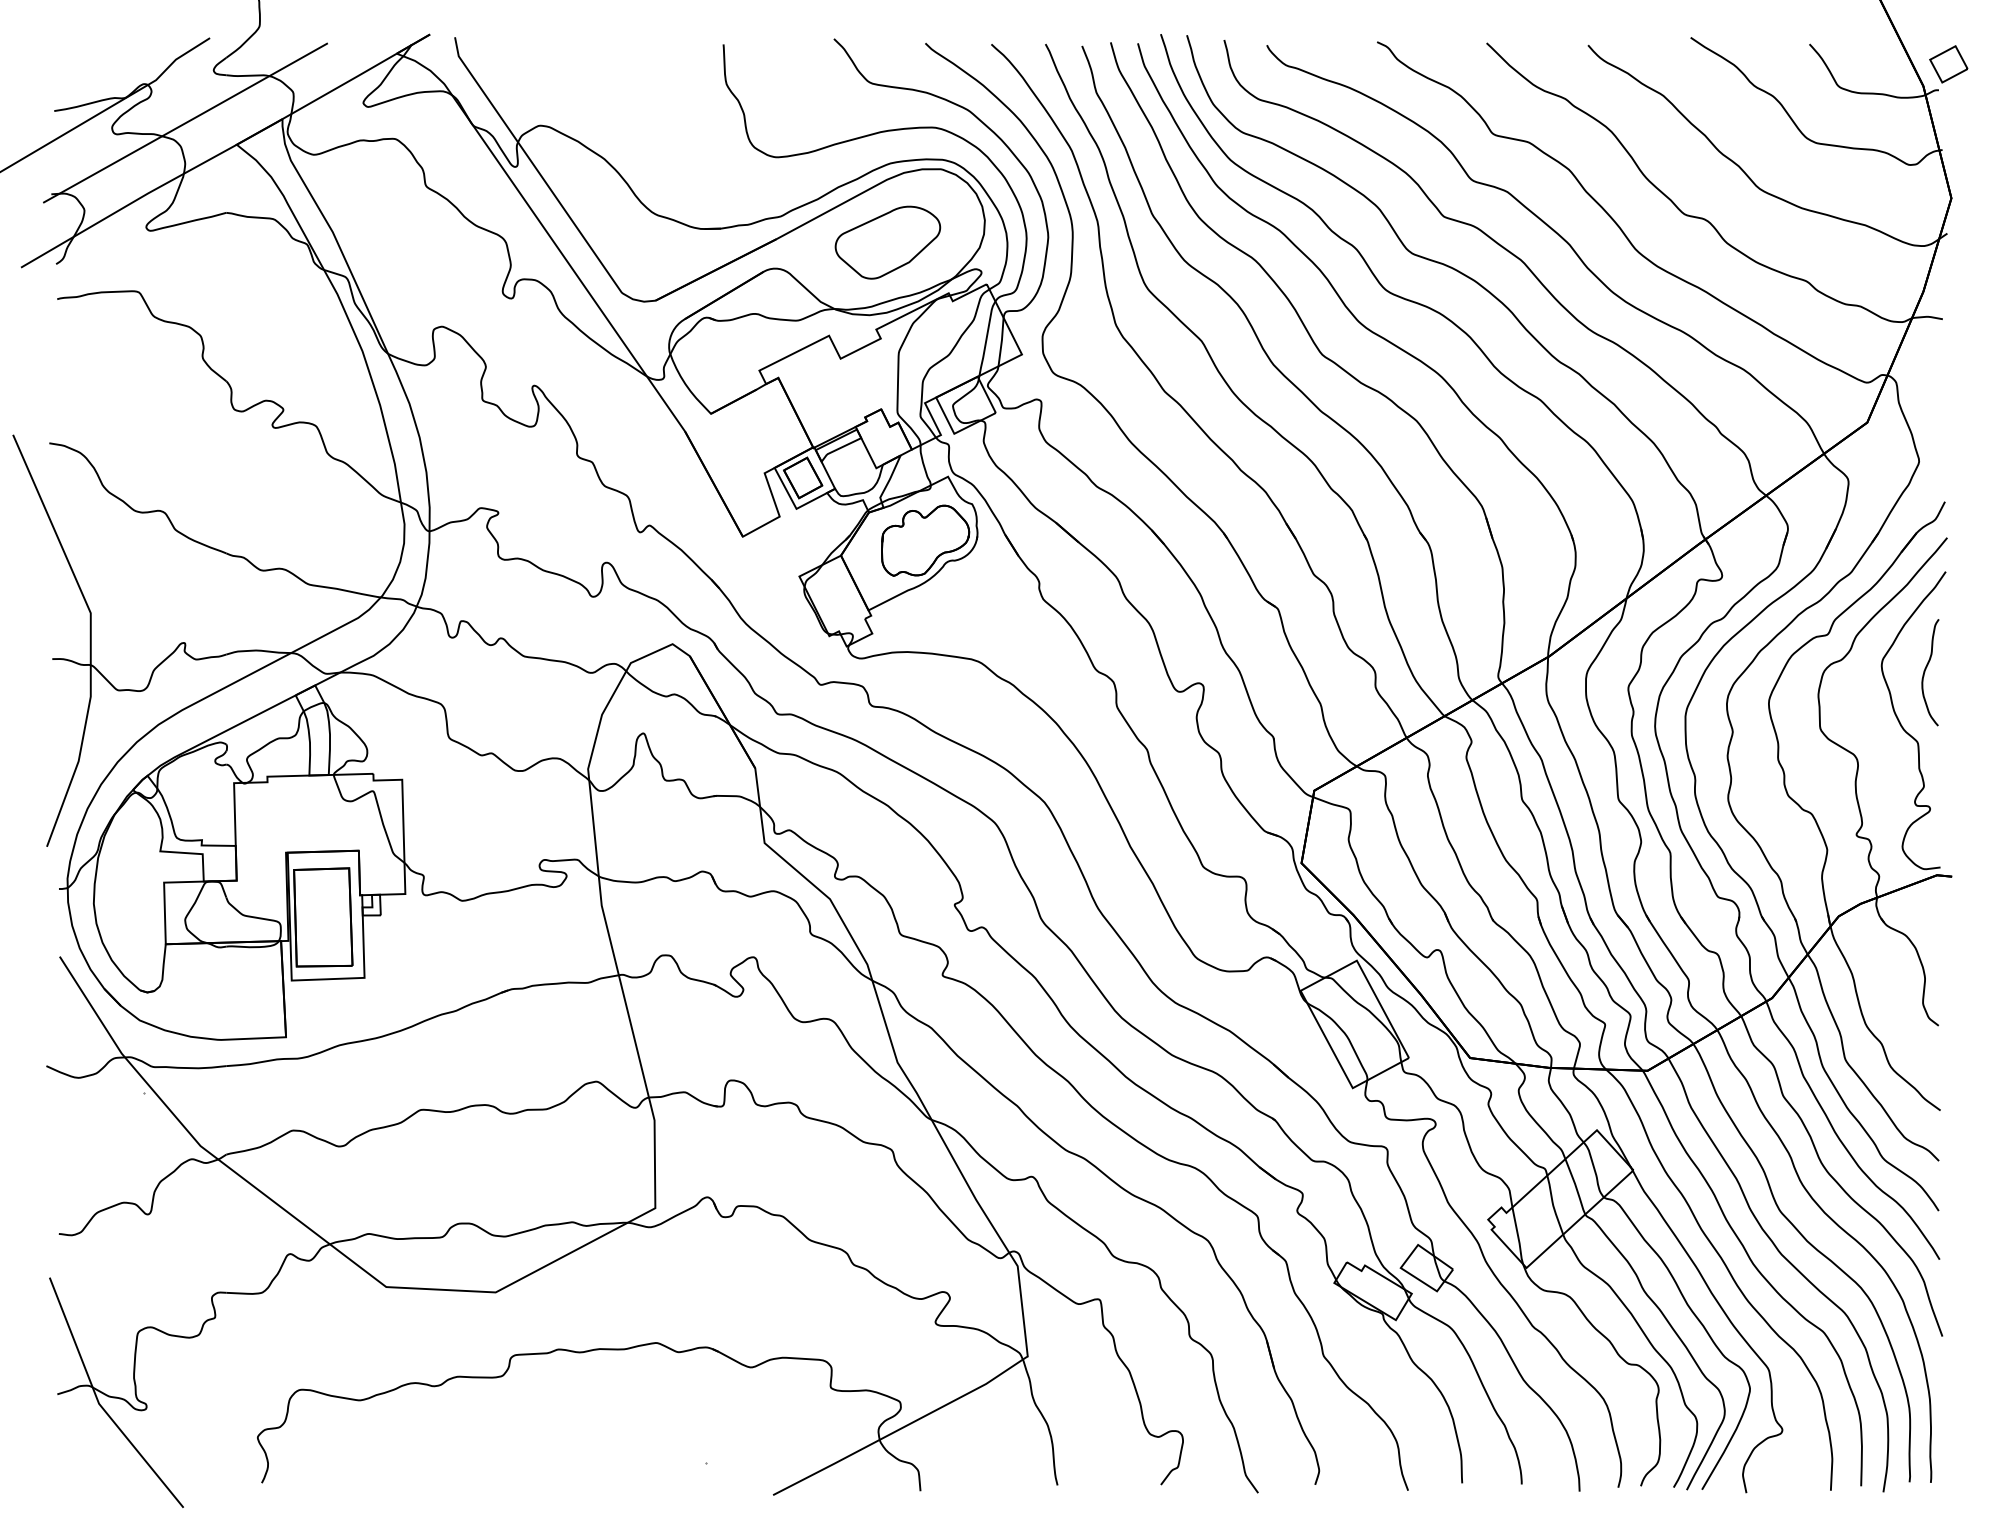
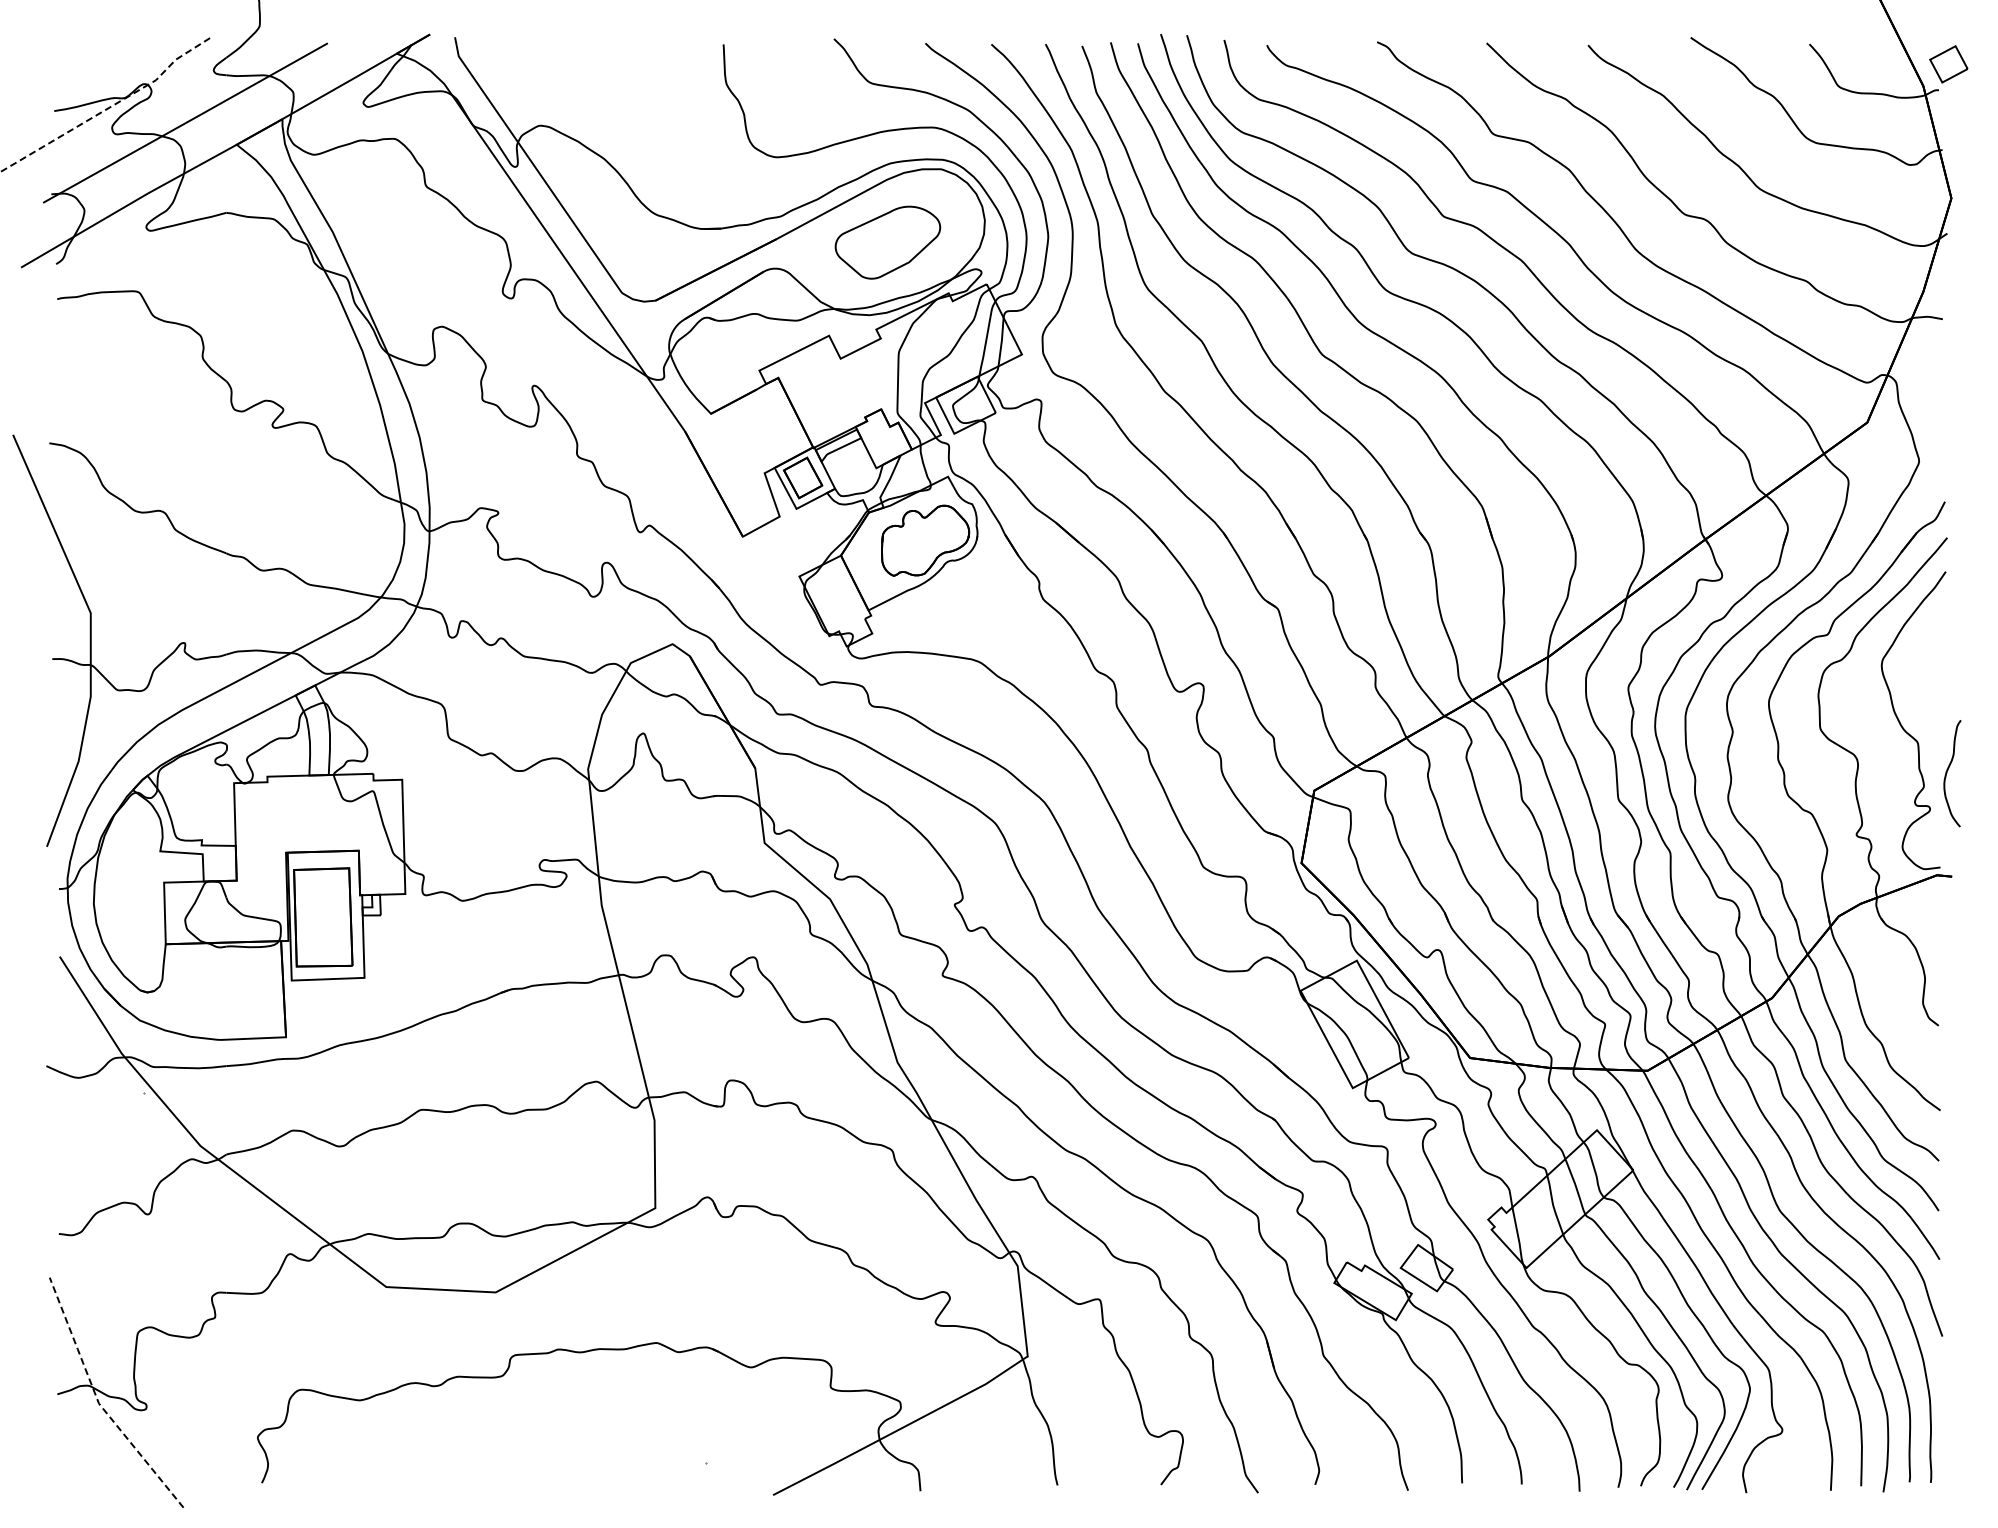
line: solid -> dashed (108, 108)
curve position: (1926, 669) -> (1948, 770) (1948, 770)
line: solid -> dashed (98, 1402)
